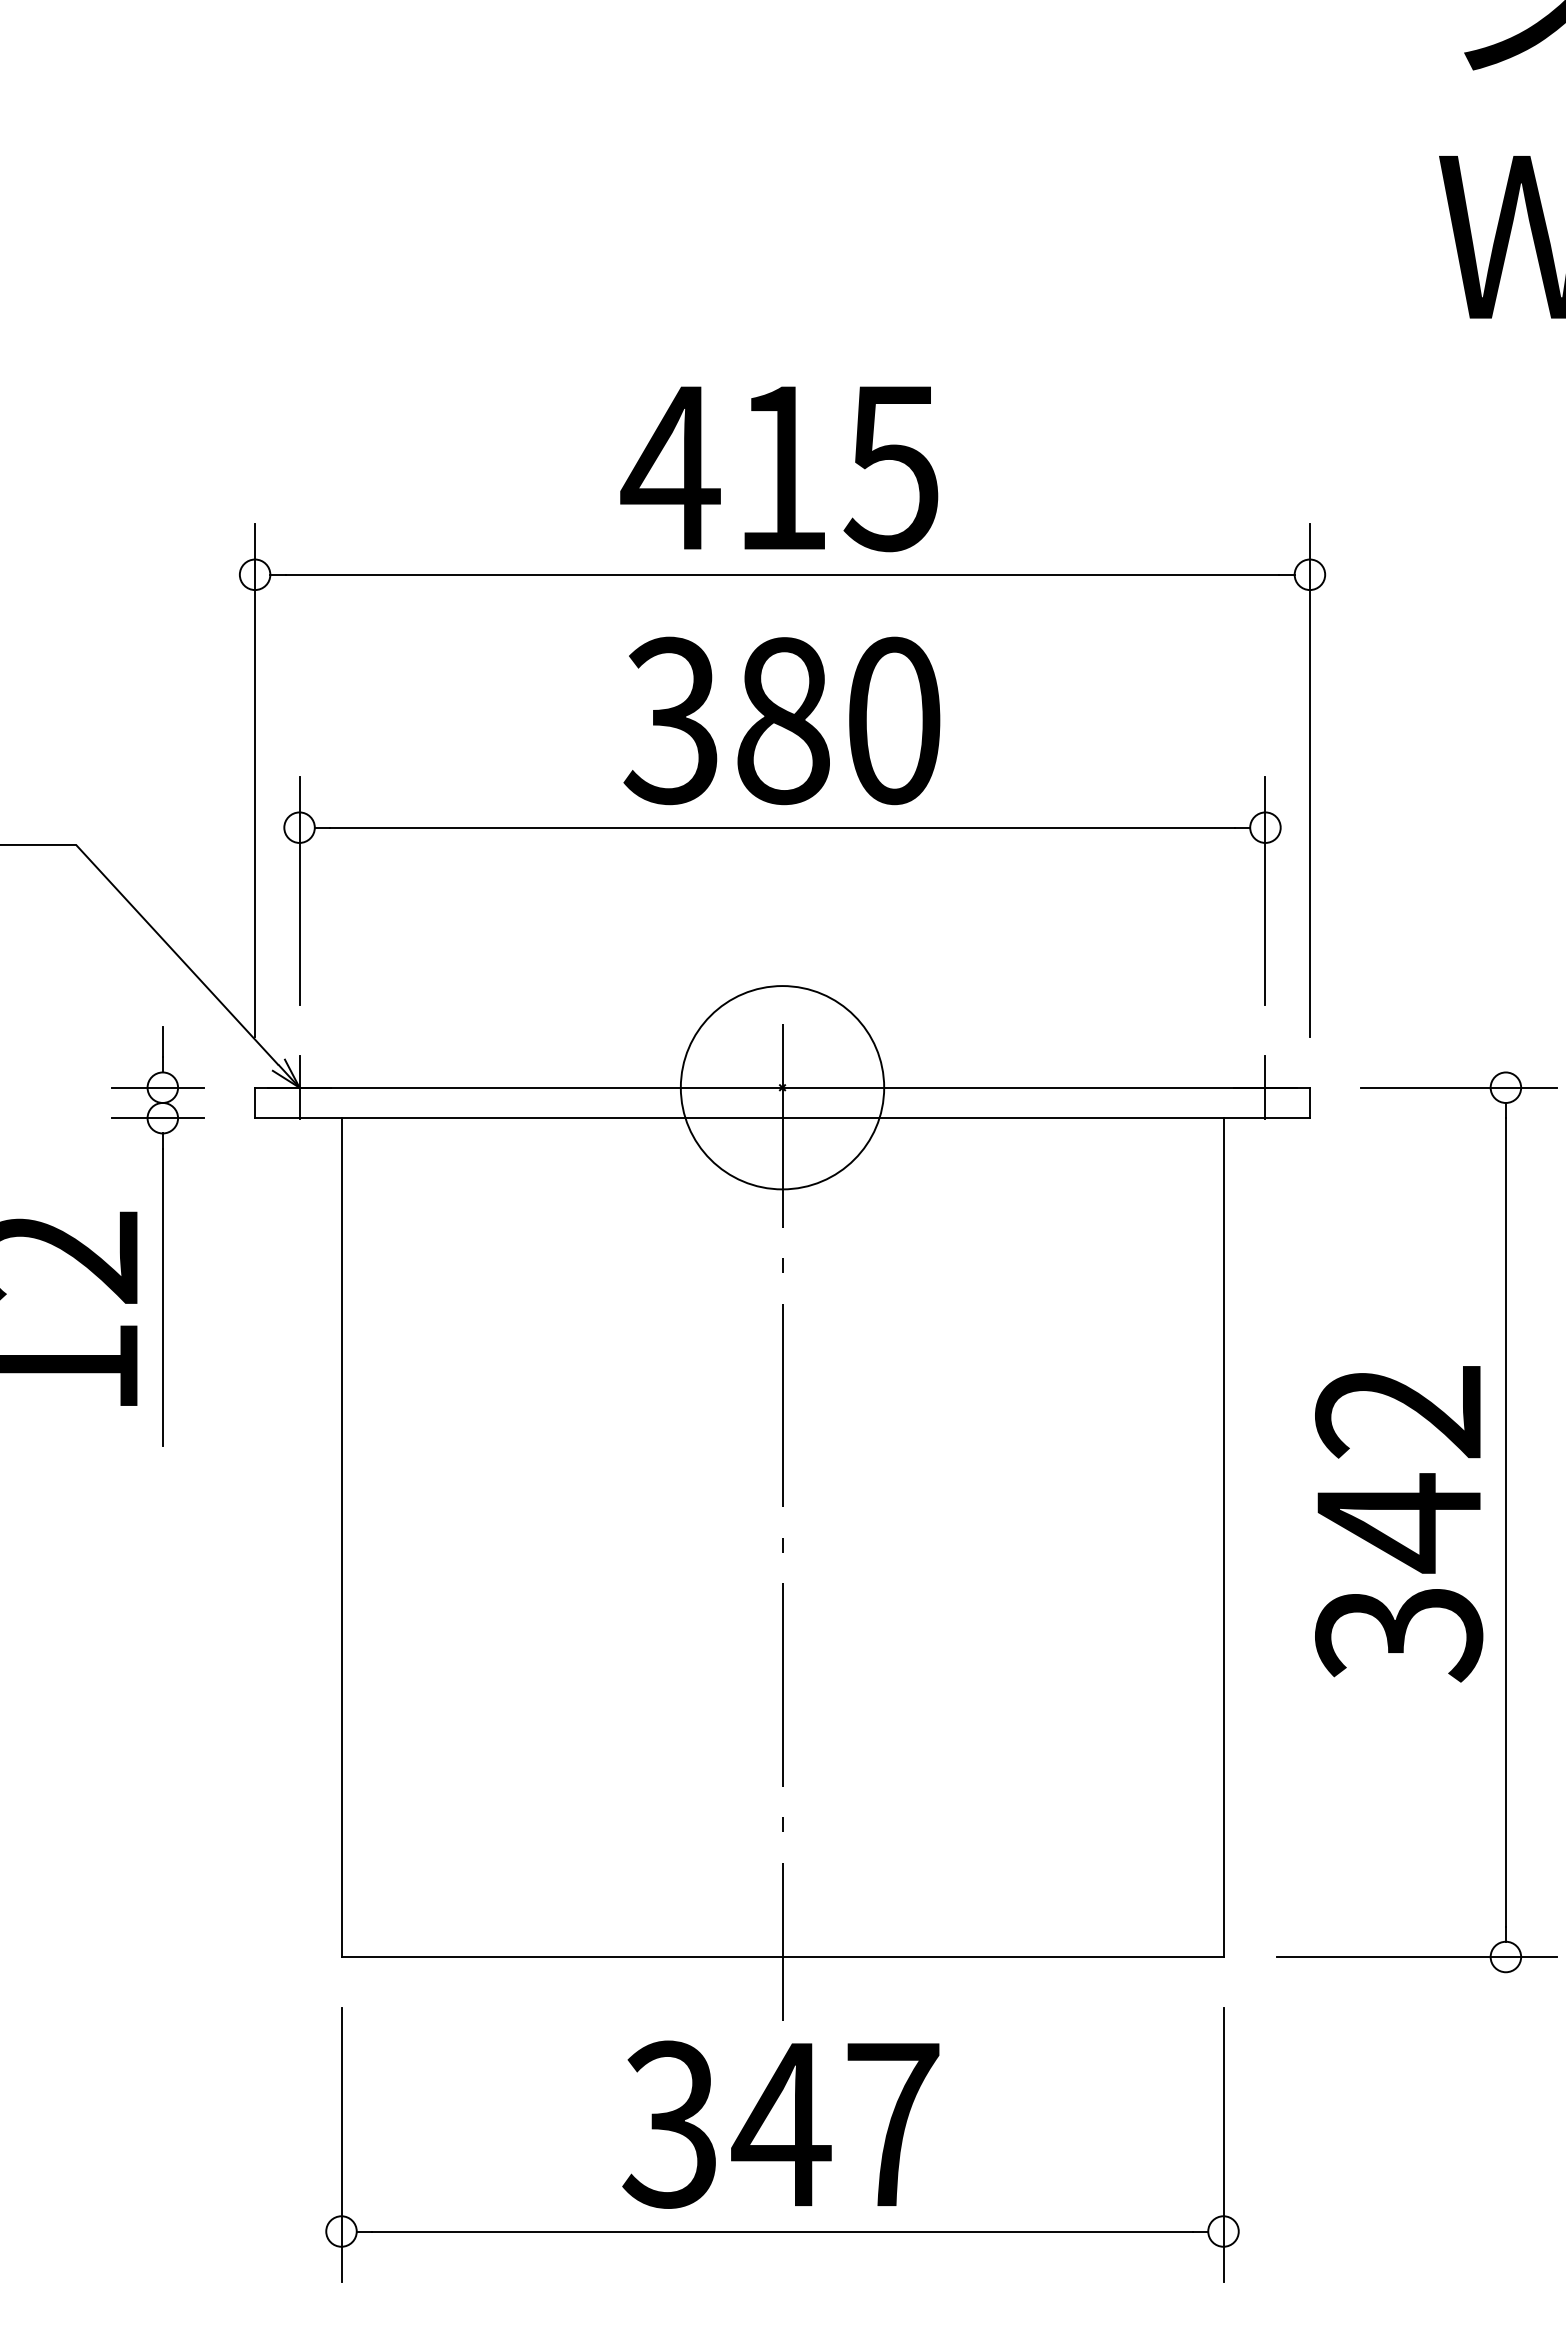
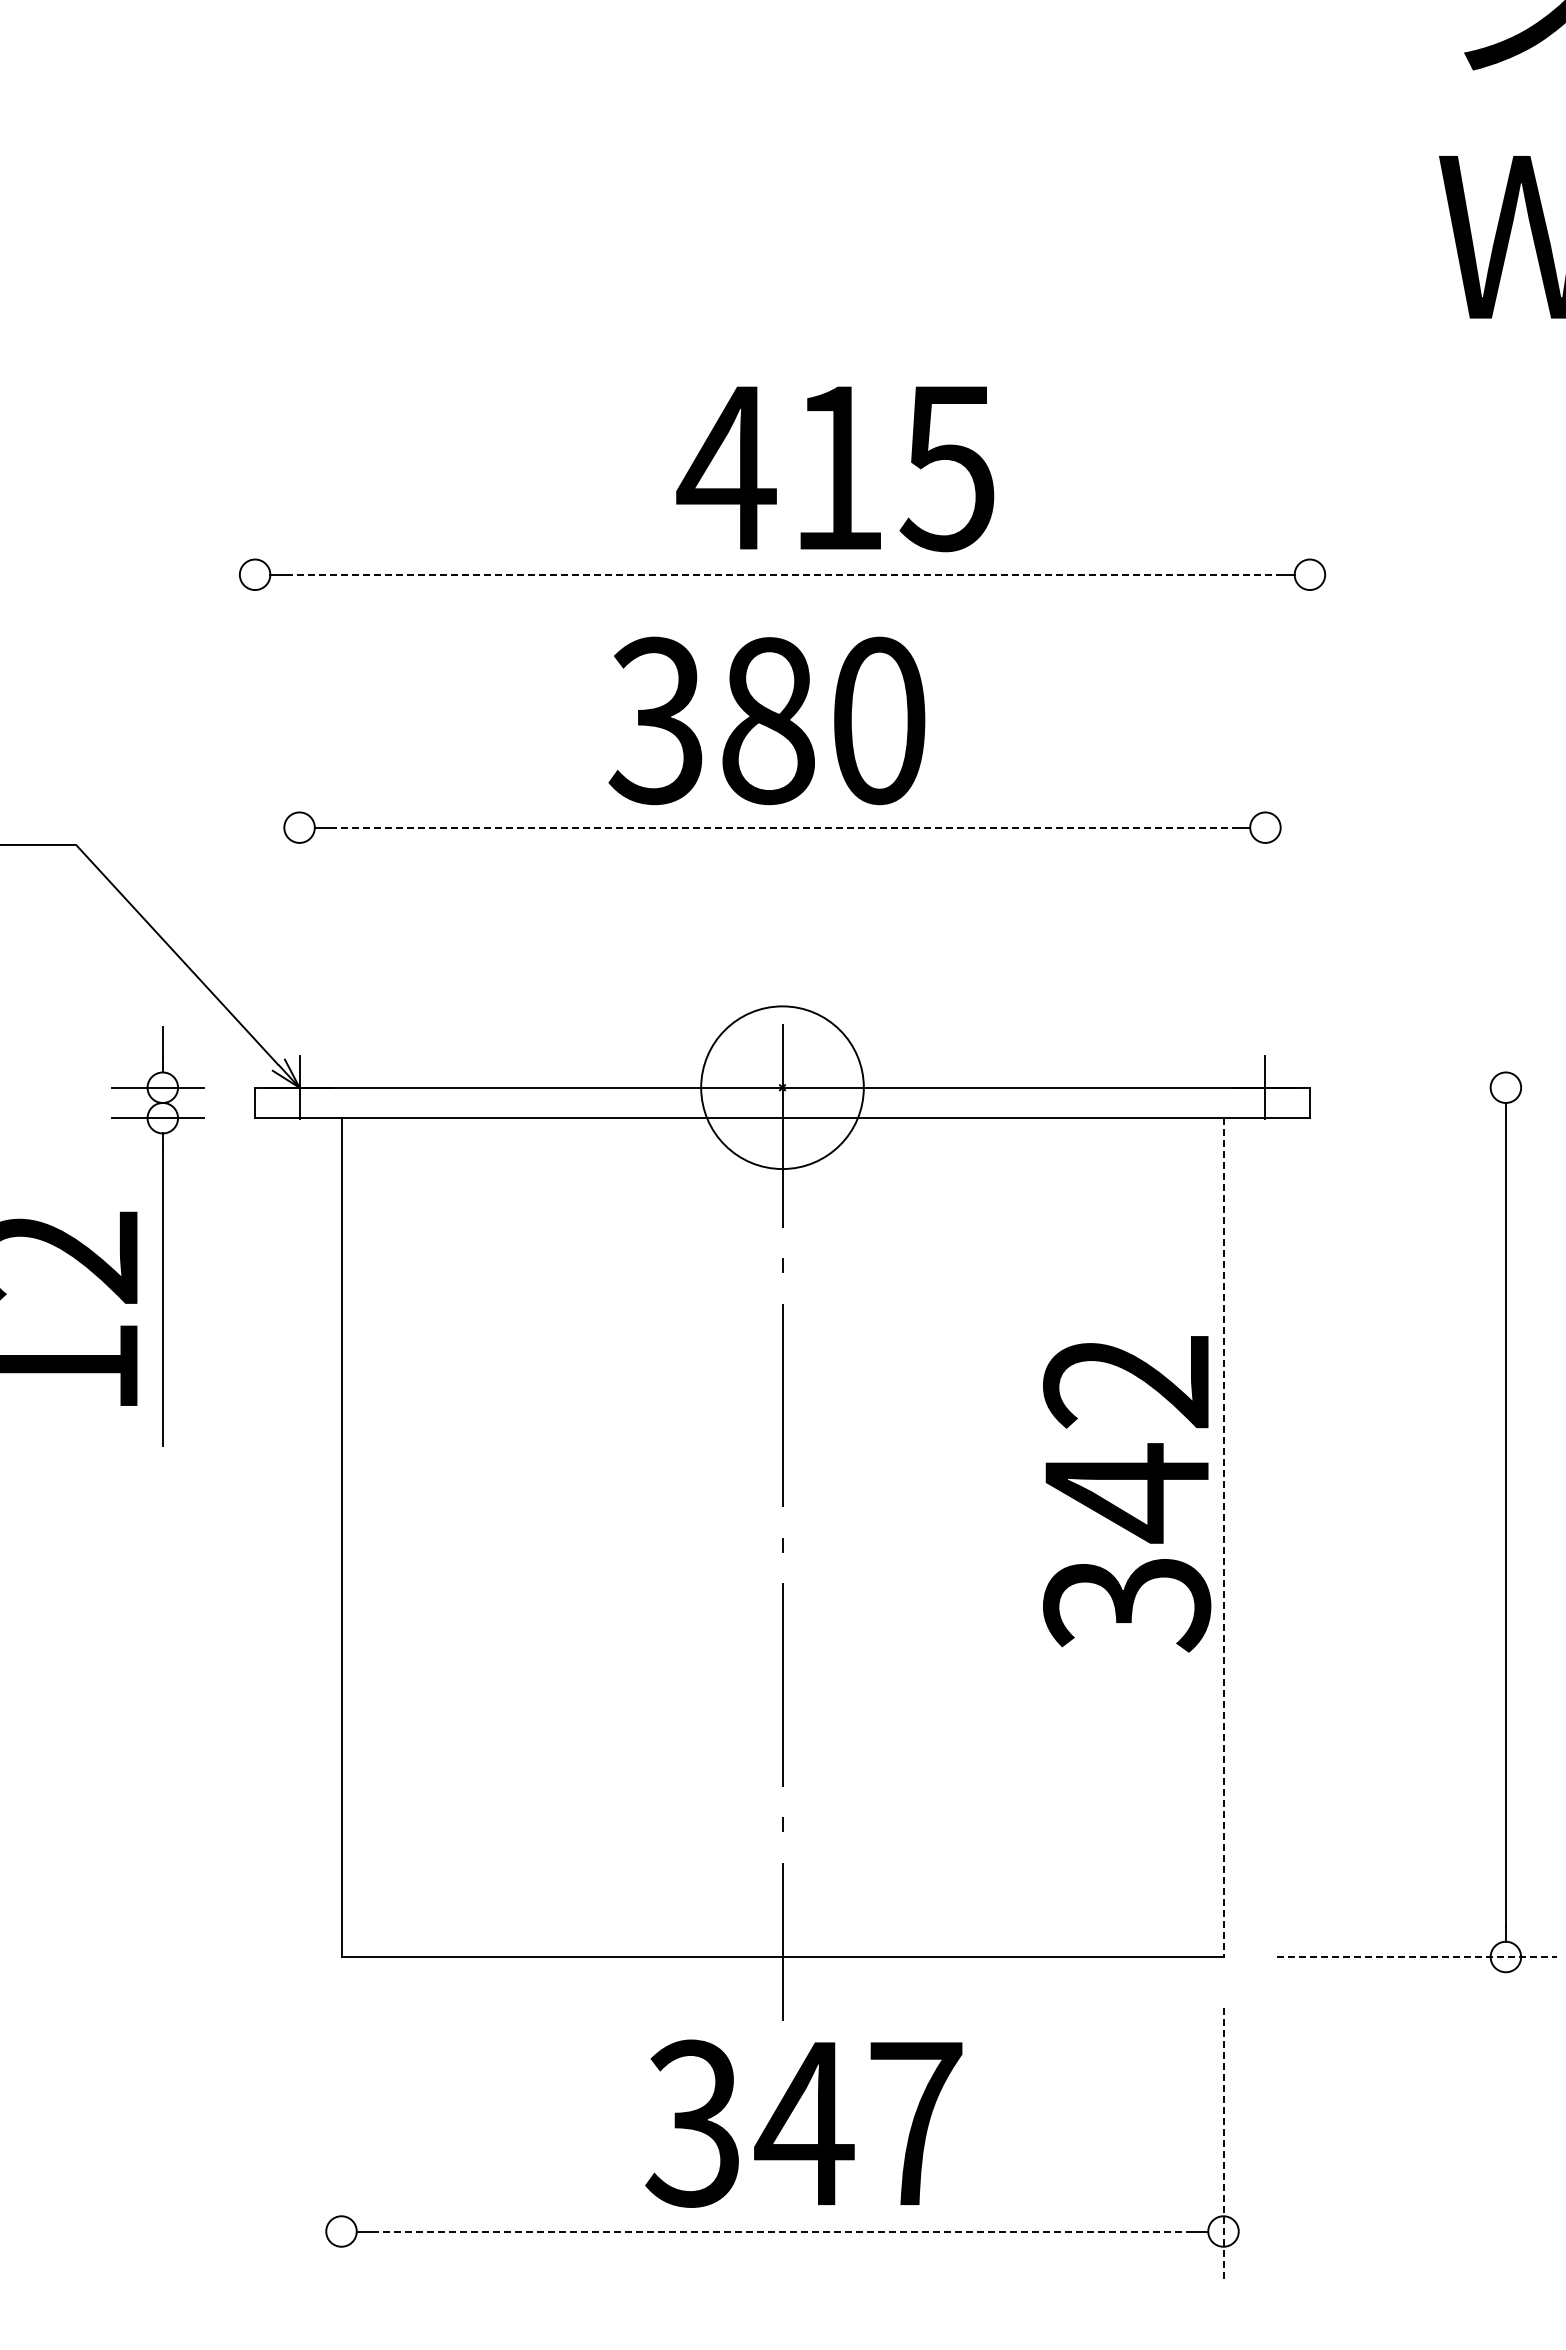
text position: (779, 469) -> (835, 469) (835, 469)
line: solid -> dashed (782, 574)
text position: (781, 720) -> (766, 720) (766, 720)
line: present -> none (255, 779)
line: present -> none (1309, 779)
line: solid -> dashed (783, 827)
line: present -> none (299, 890)
line: present -> none (1265, 890)
circle diameter: 203 px -> 163 px (782, 1087)
line: present -> none (1458, 1087)
text position: (1399, 1524) -> (1127, 1494) (1127, 1494)
line: solid -> dashed (1223, 1538)
line: solid -> dashed (1416, 1957)
text position: (780, 2124) -> (803, 2123) (803, 2123)
line: present -> none (341, 2144)
line: solid -> dashed (1223, 2145)
line: solid -> dashed (783, 2231)
